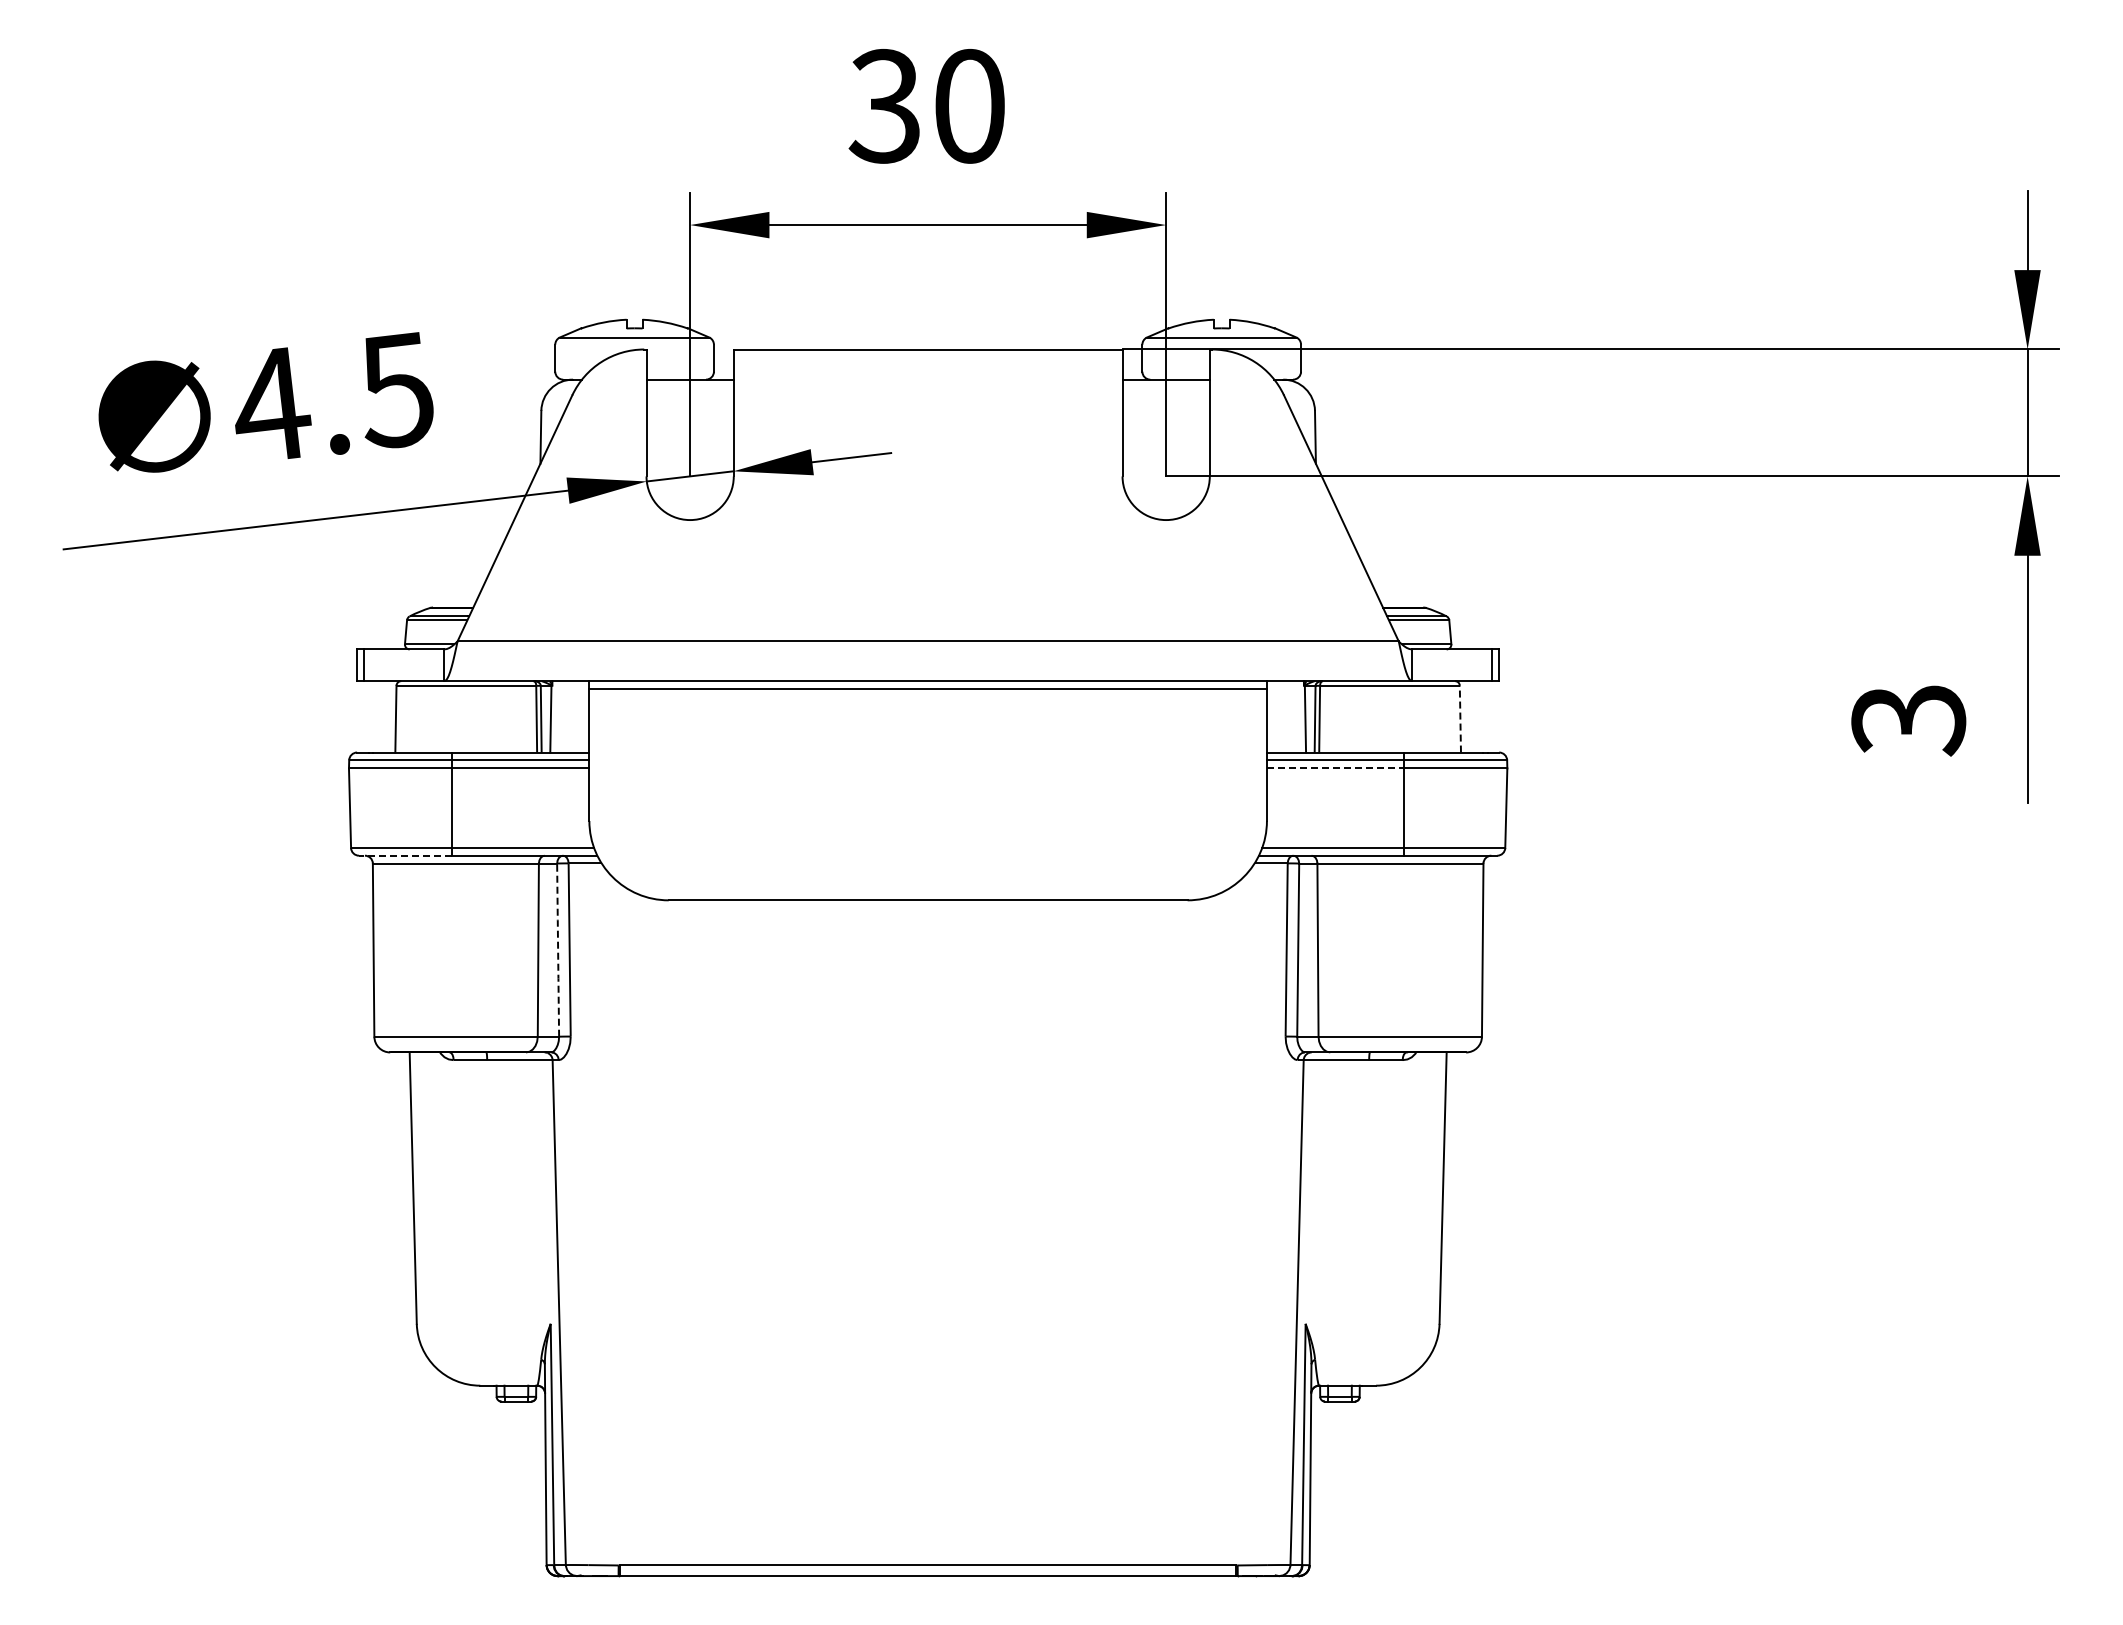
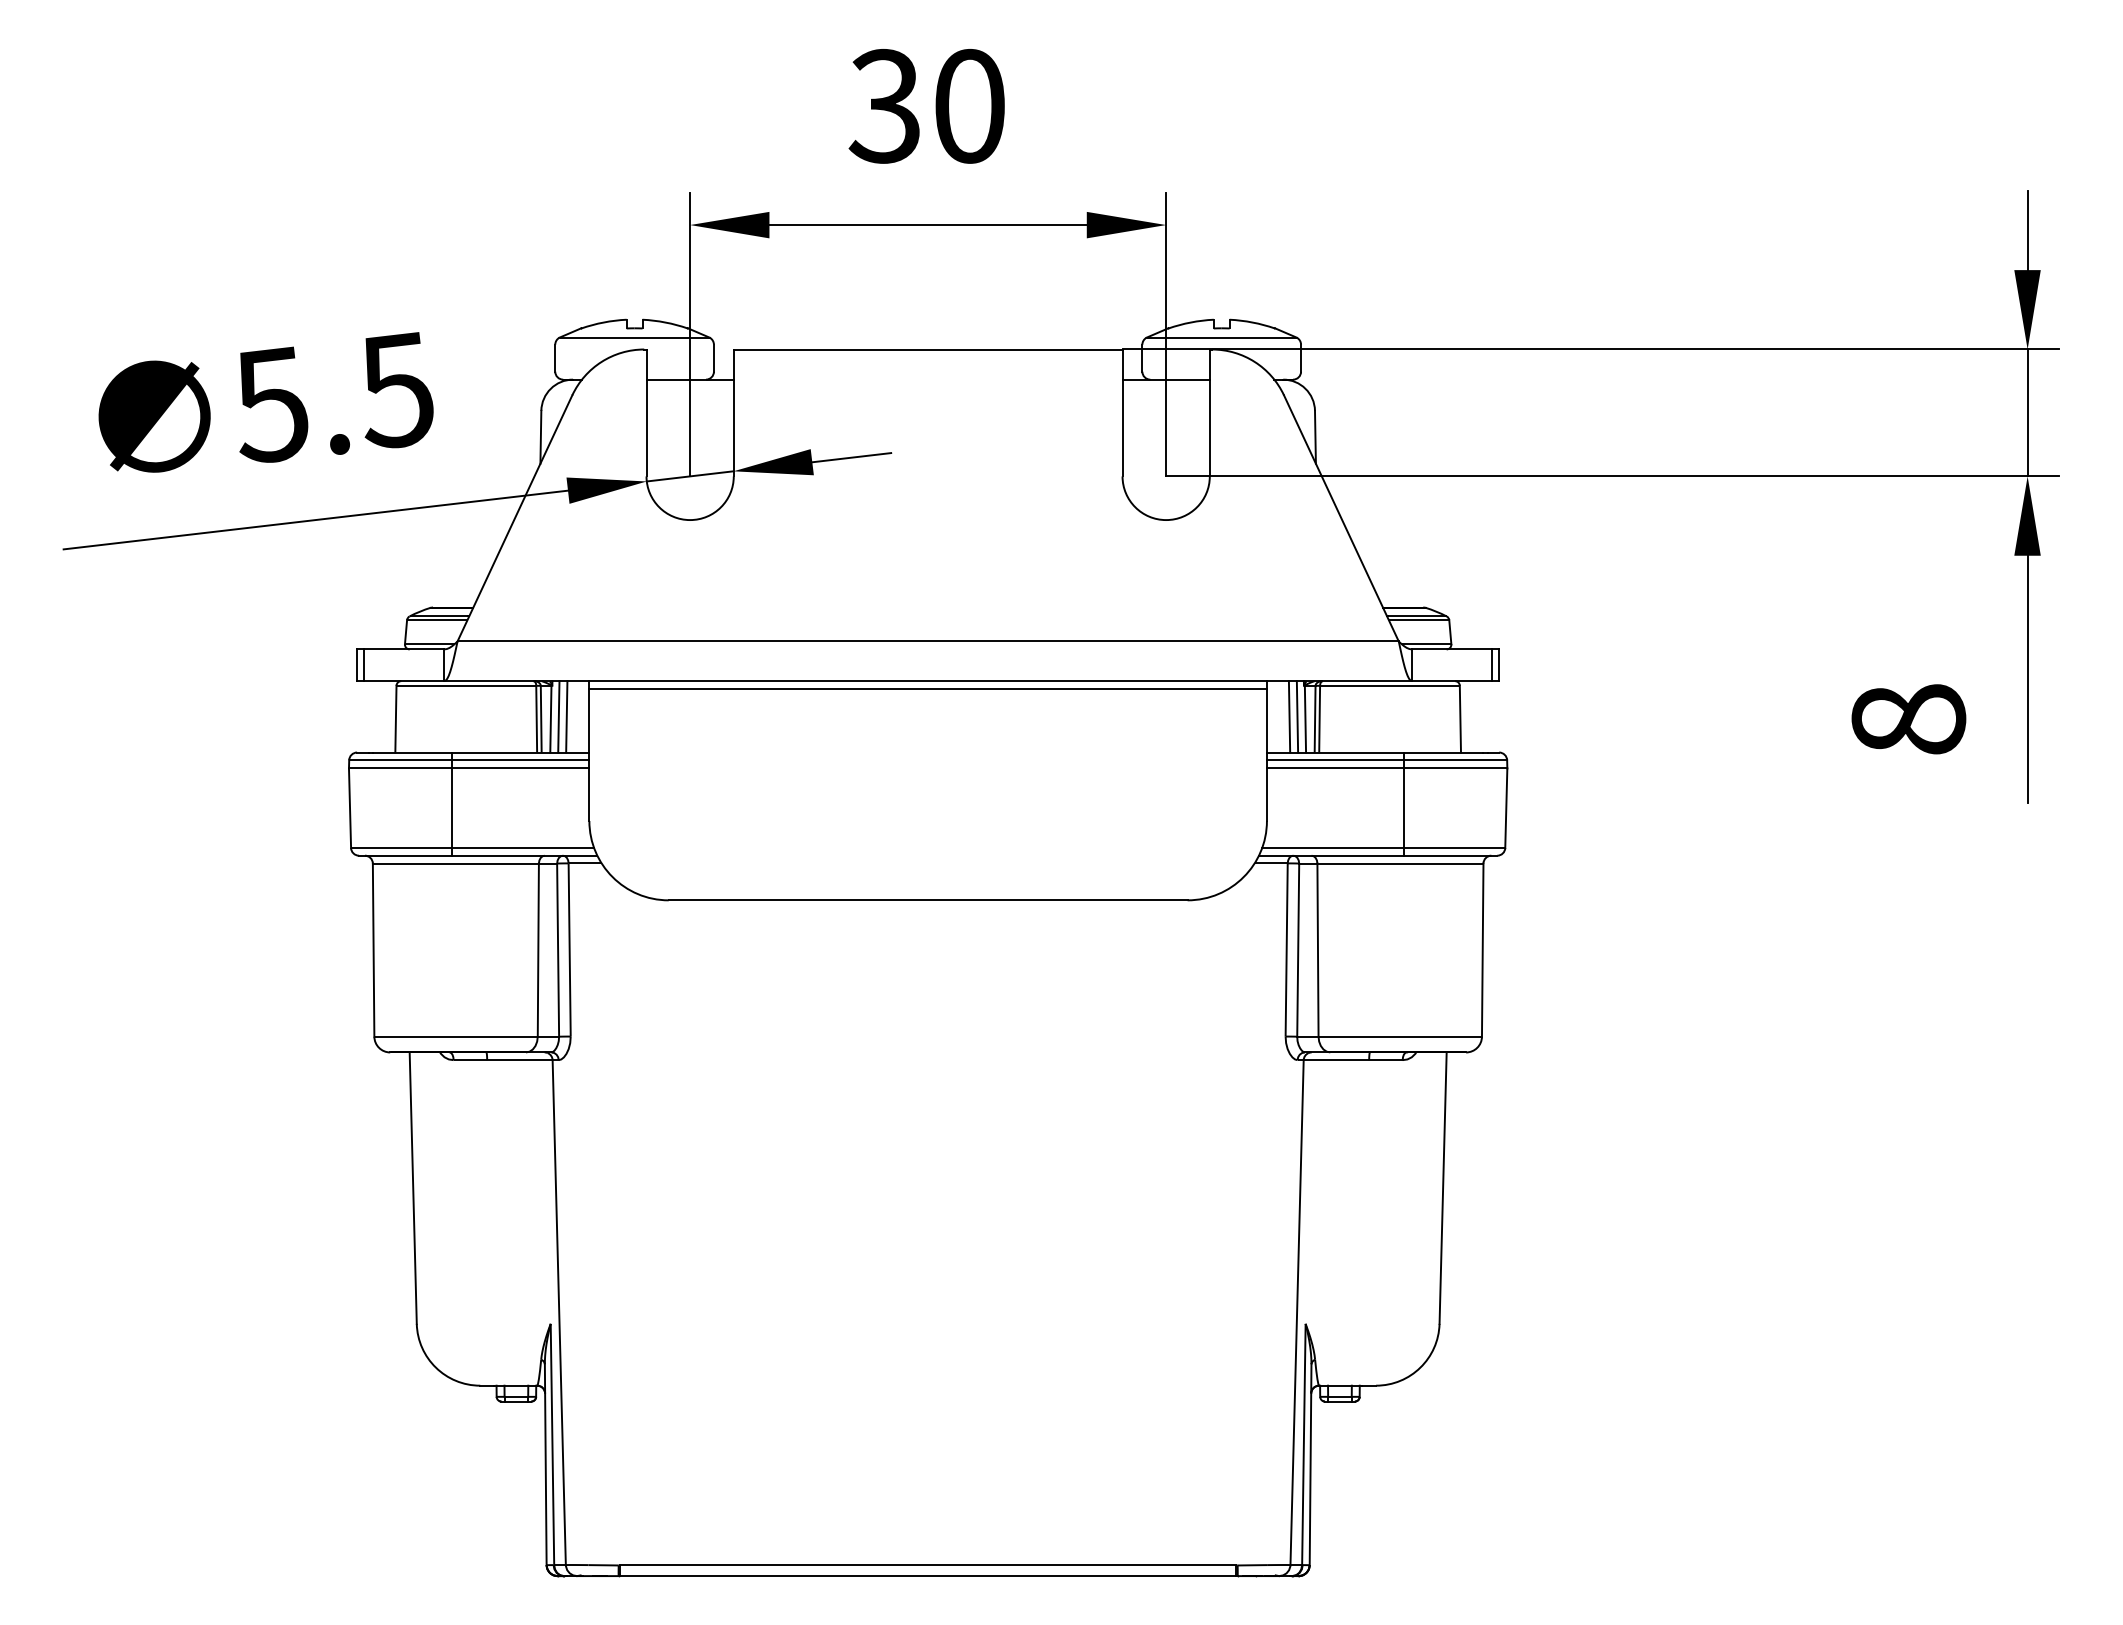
text: 4.5 -> 5.5 (273, 404)
line: none -> present (558, 716)
line: none -> present (566, 716)
line: none -> present (1289, 716)
line: none -> present (1297, 716)
line: dashed -> solid (1460, 718)
text: 3 -> 8 (1908, 720)
line: dashed -> solid (1335, 768)
line: dashed -> solid (405, 855)
line: dashed -> solid (558, 949)
